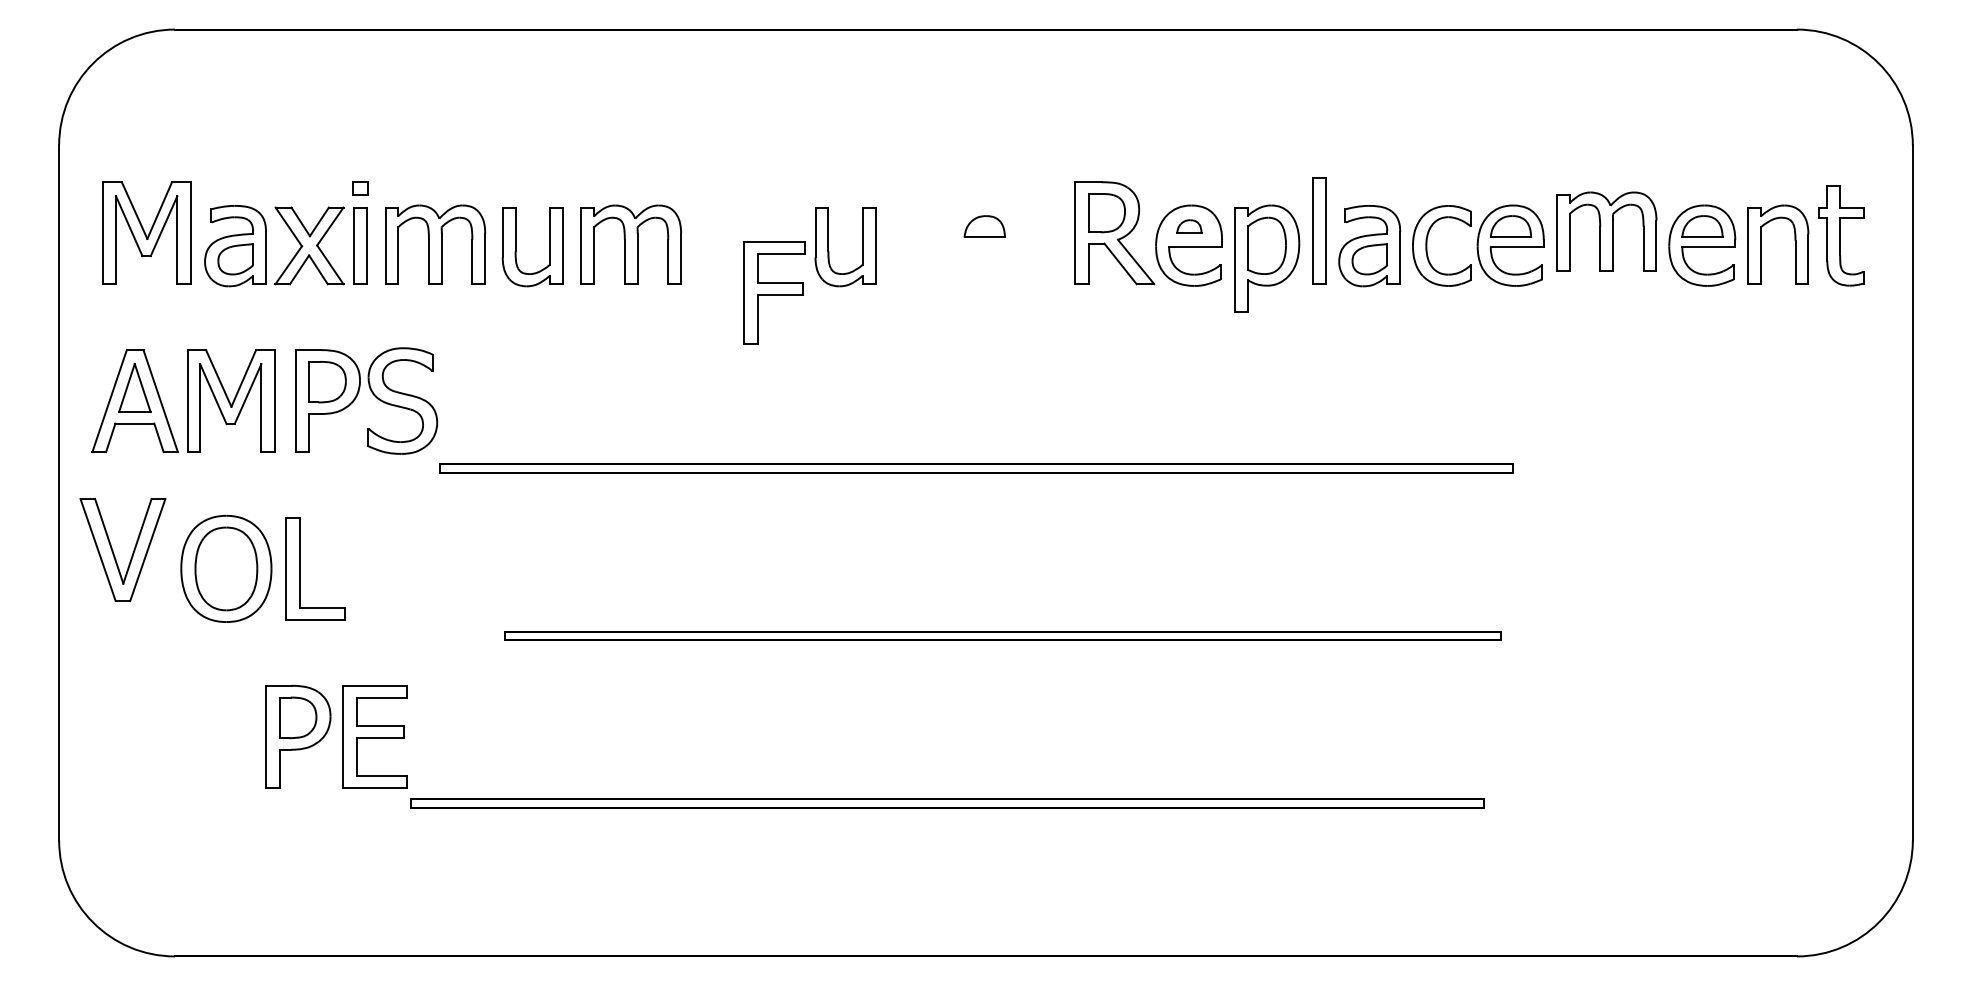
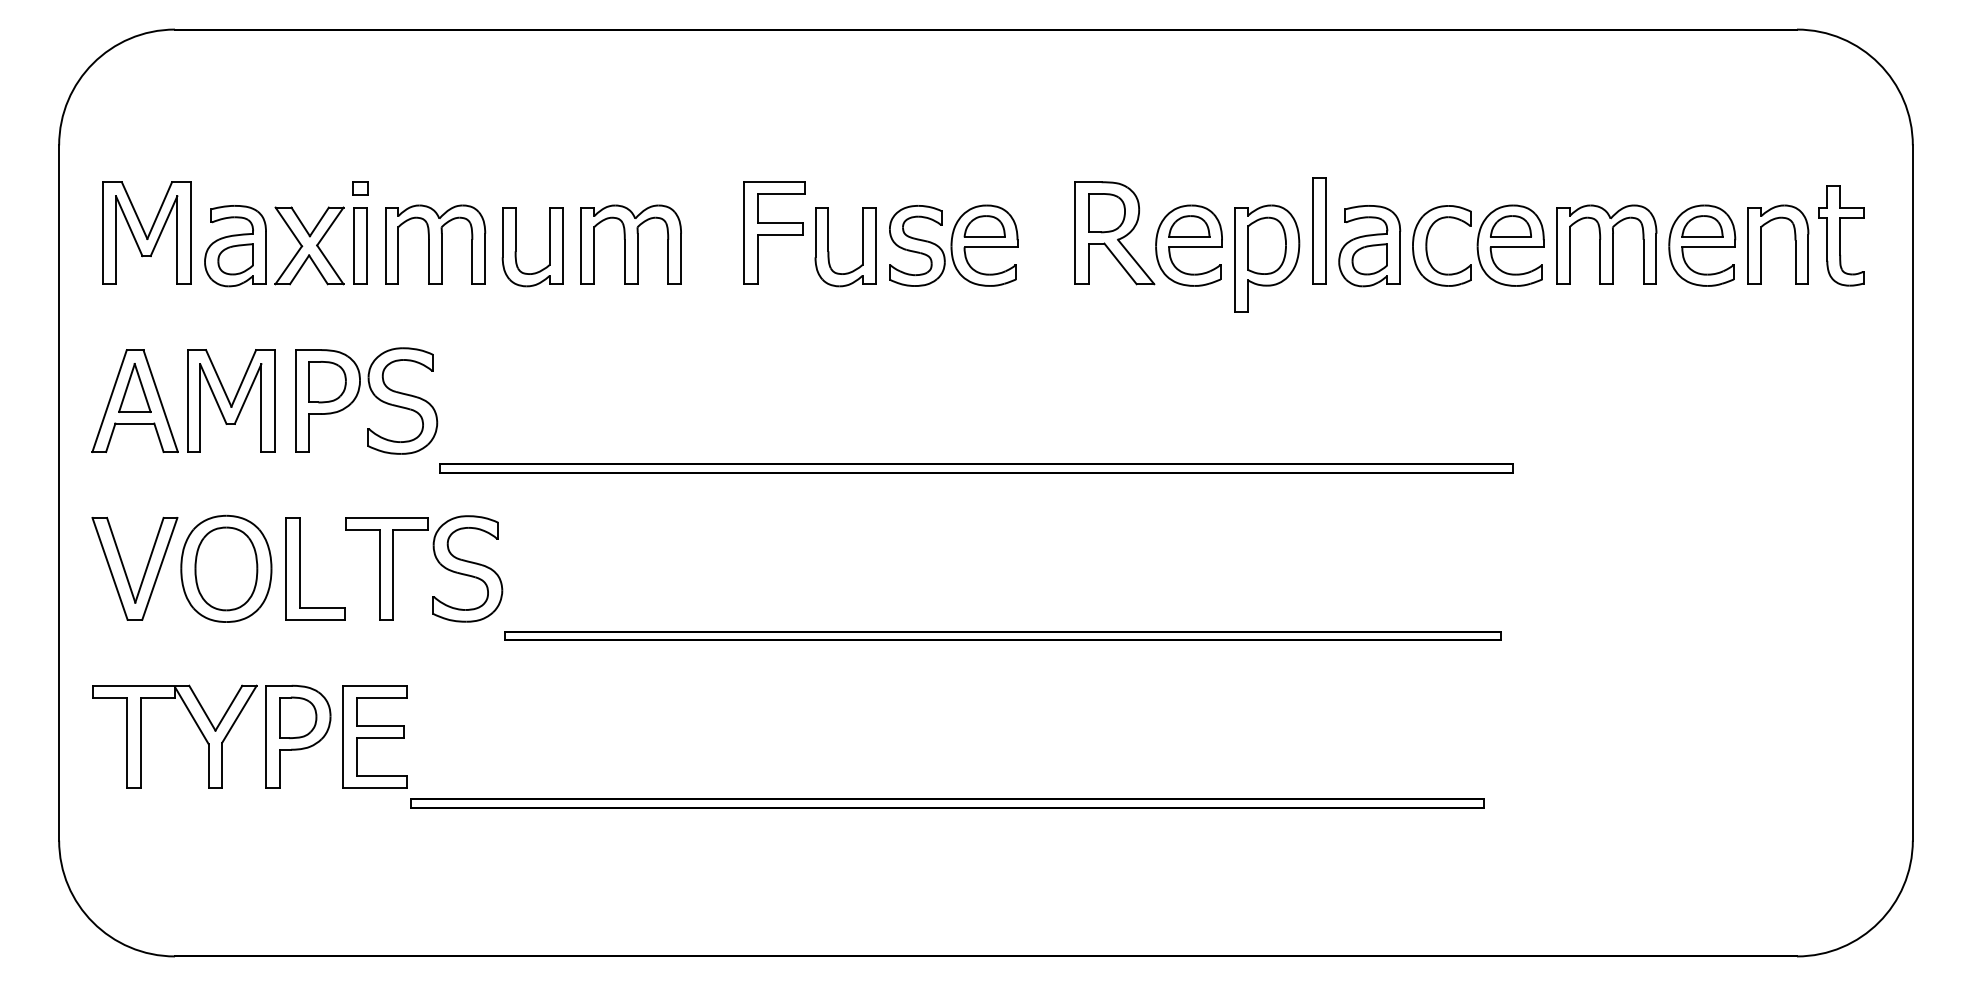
part size: 27x15 px -> 43x23 px (1189, 226)
part position: (1606, 231) -> (1606, 244) (1606, 244)
part: none -> present (953, 245)
part position: (774, 292) -> (774, 232) (774, 232)
part position: (114, 553) -> (126, 572) (126, 572)
part: none -> present (436, 560)
part: none -> present (194, 722)
